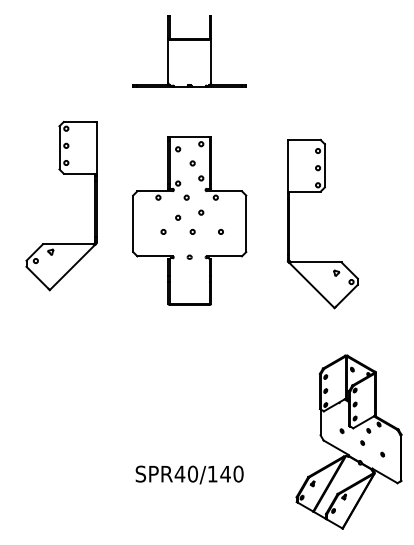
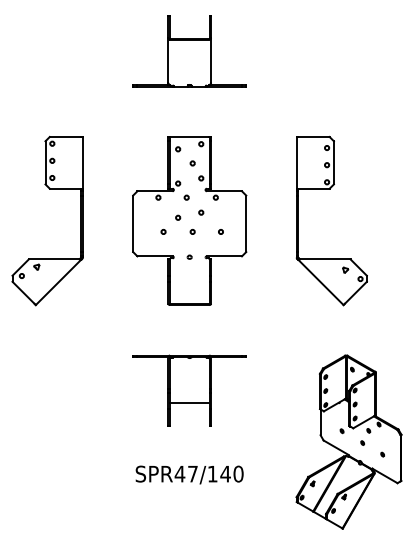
part position: (63, 174) -> (49, 189) (49, 189)
part position: (321, 192) -> (330, 189) (330, 189)
part: none -> present (189, 390)
text: SPR40/140 -> SPR47/140 (193, 473)
